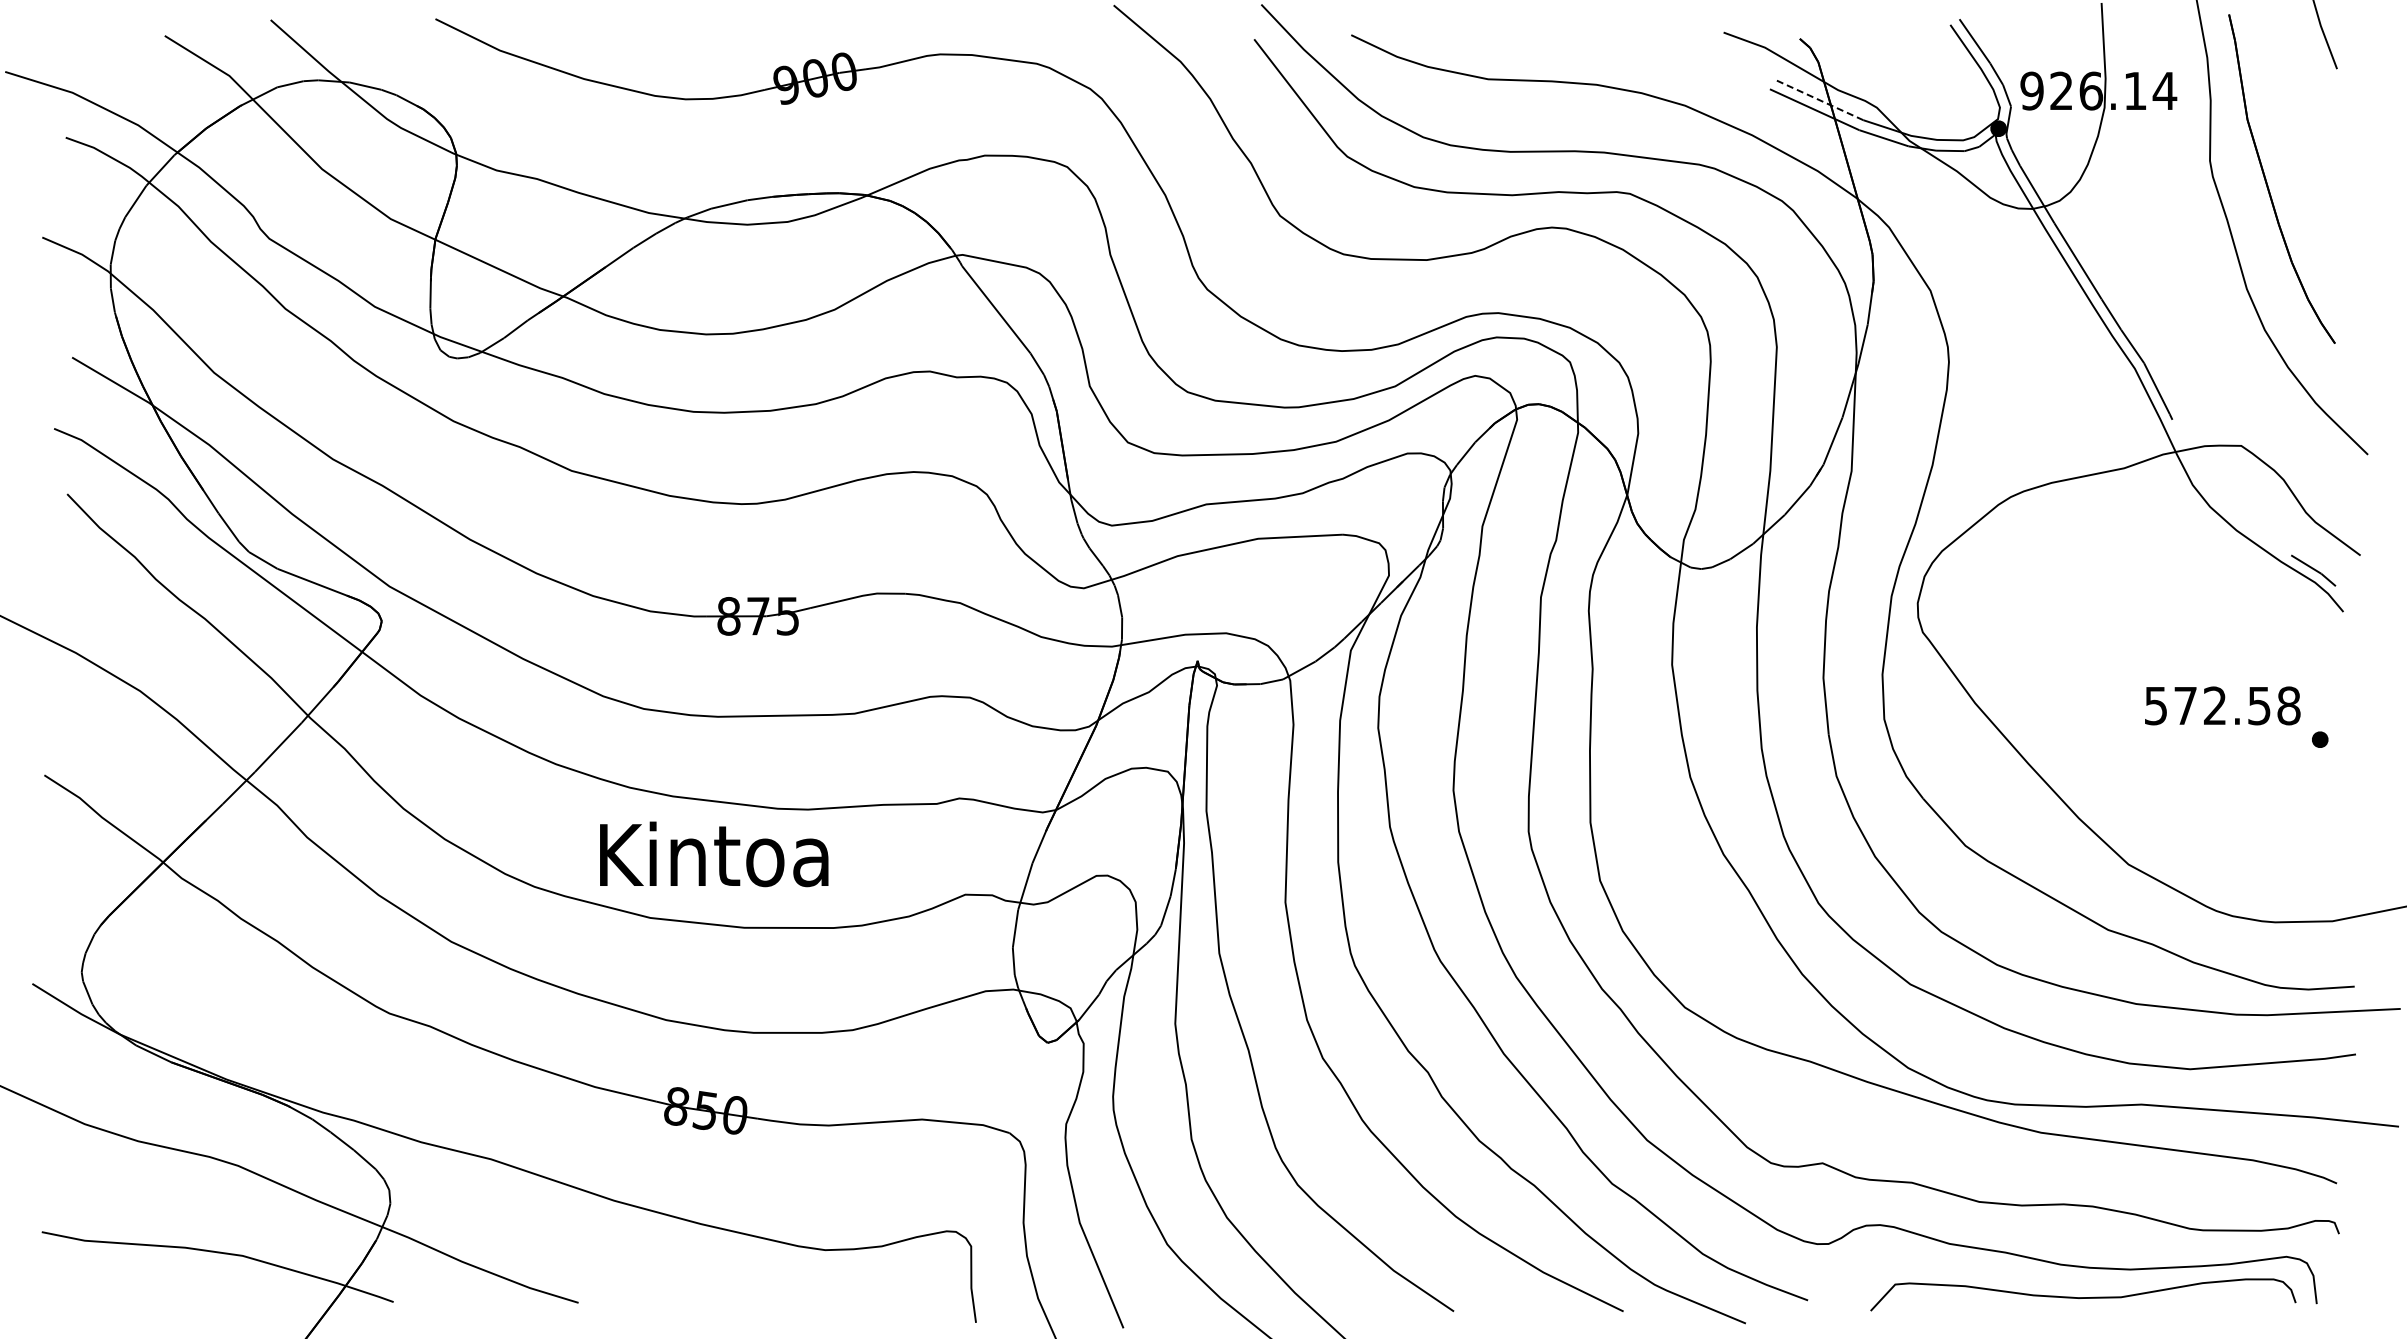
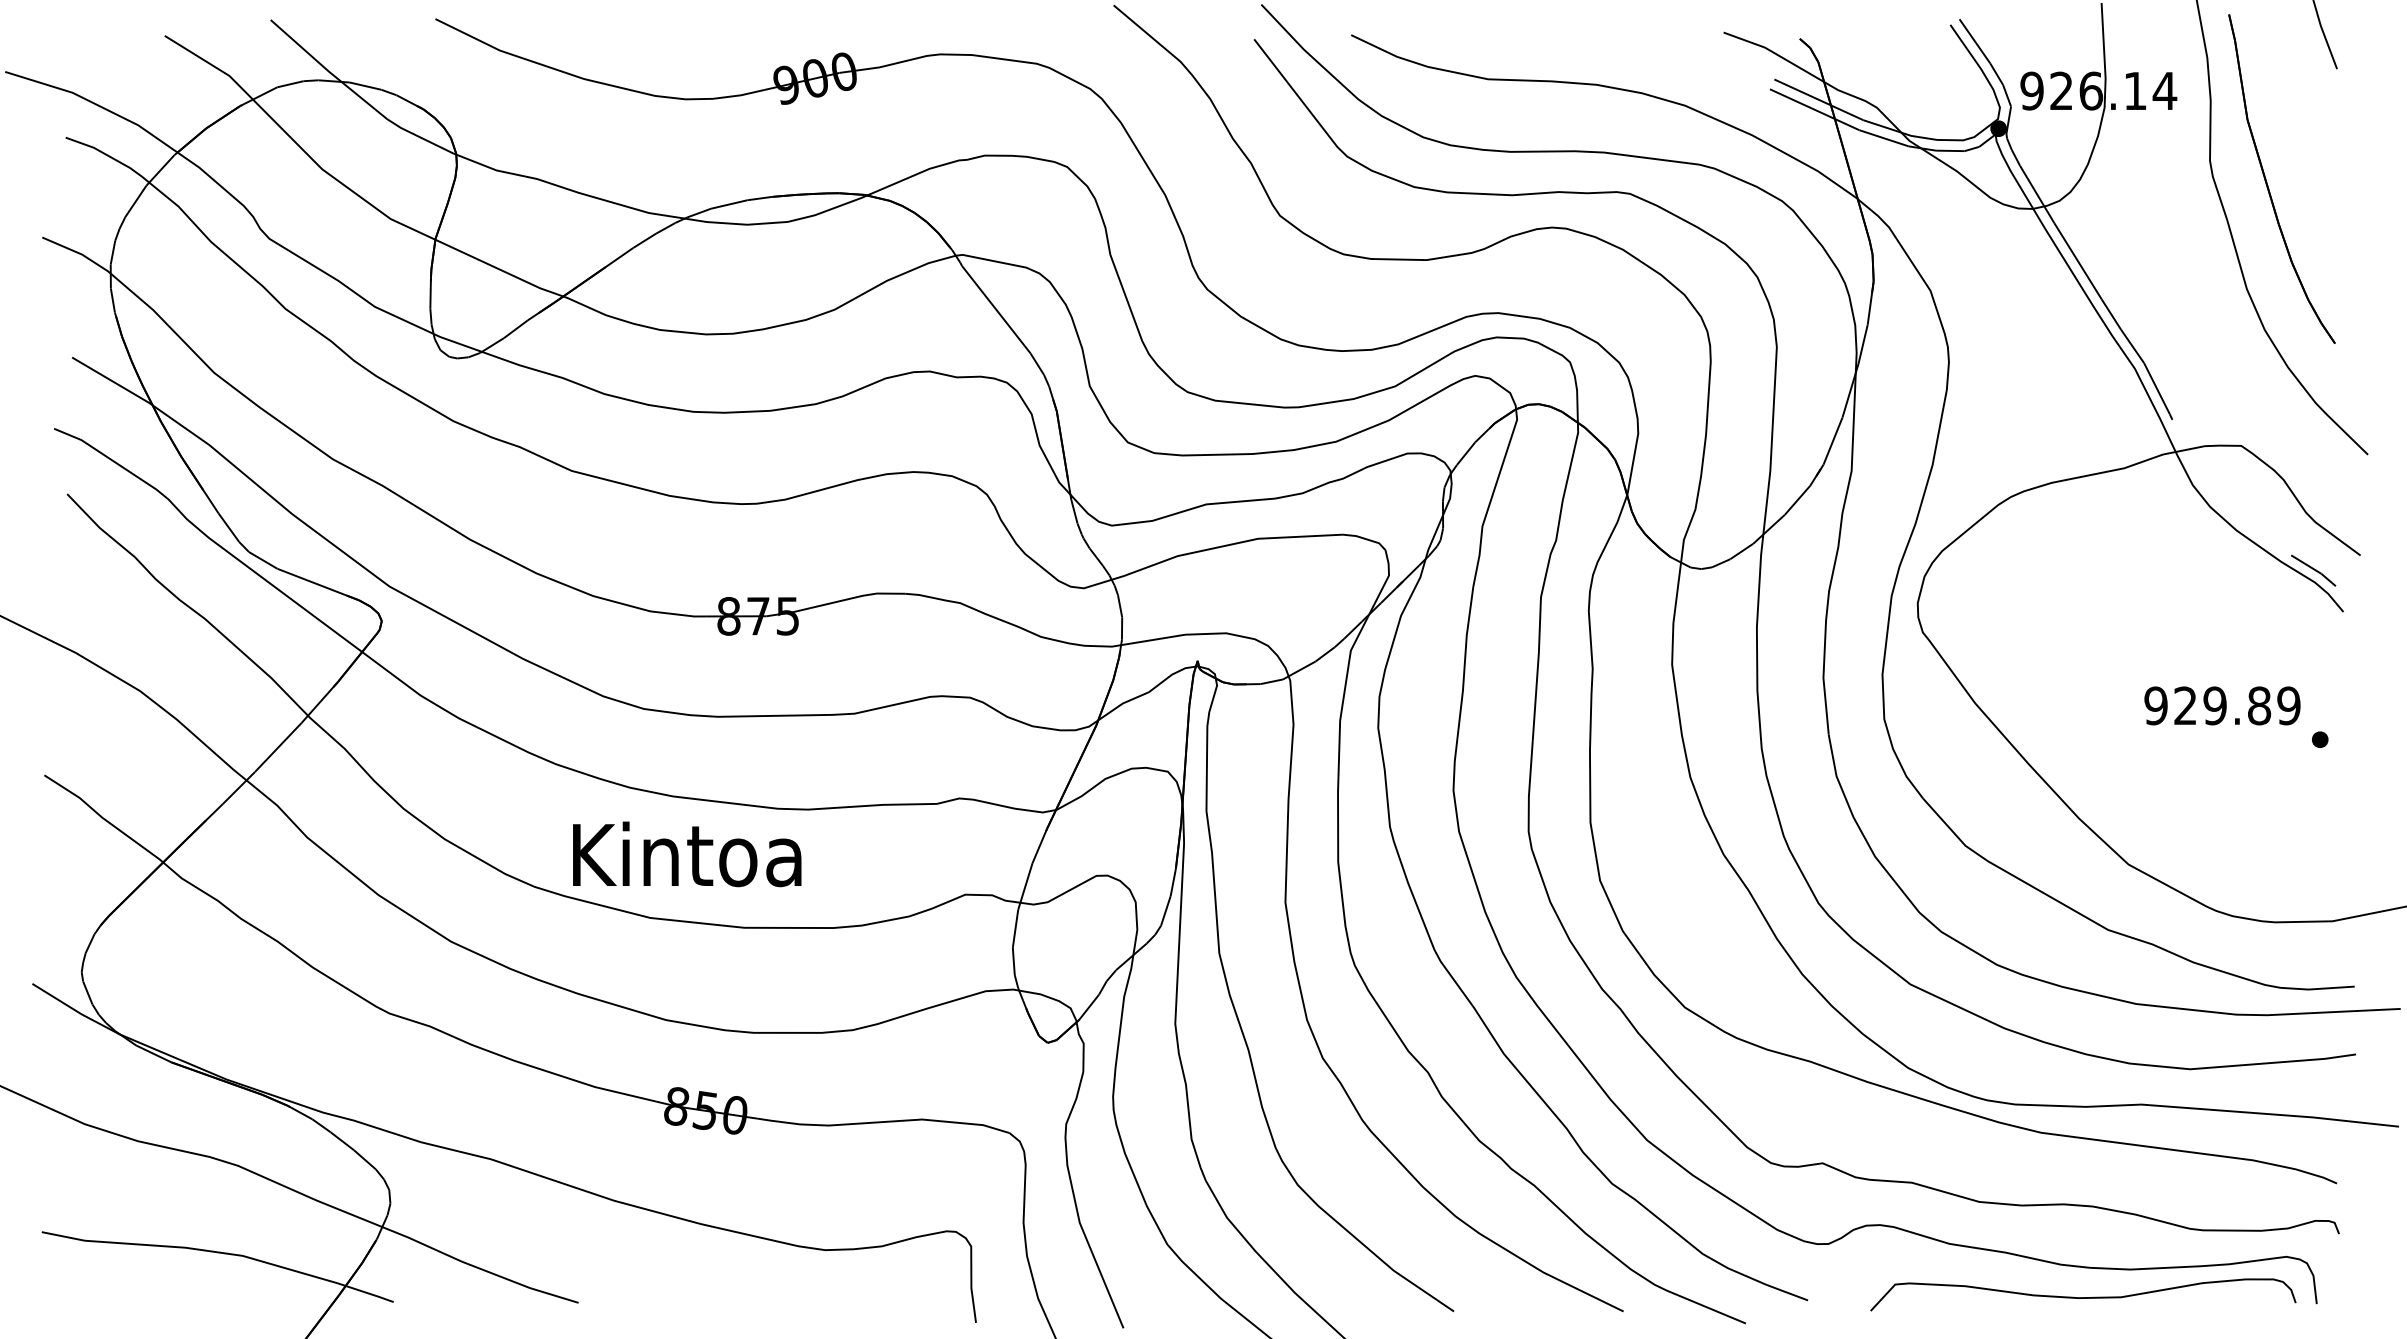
line: dashed -> solid (1818, 99)
text: 572.58 -> 929.89 (2222, 705)
text position: (714, 854) -> (687, 854) (687, 854)
